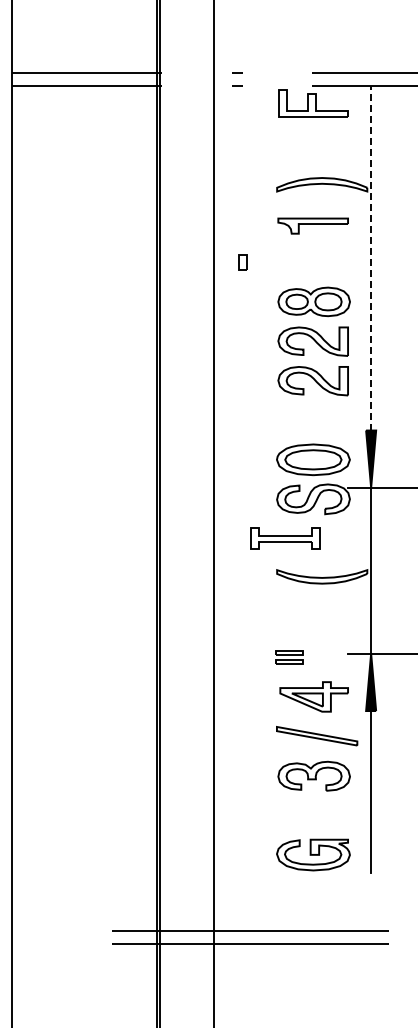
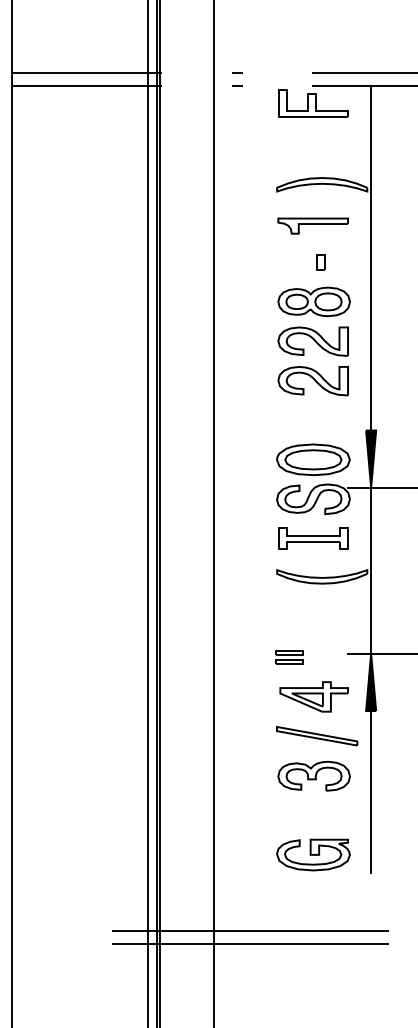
line: dashed -> solid (371, 258)
part position: (242, 262) -> (320, 262) (320, 262)
line: none -> present (148, 513)
part position: (285, 538) -> (313, 538) (313, 538)
